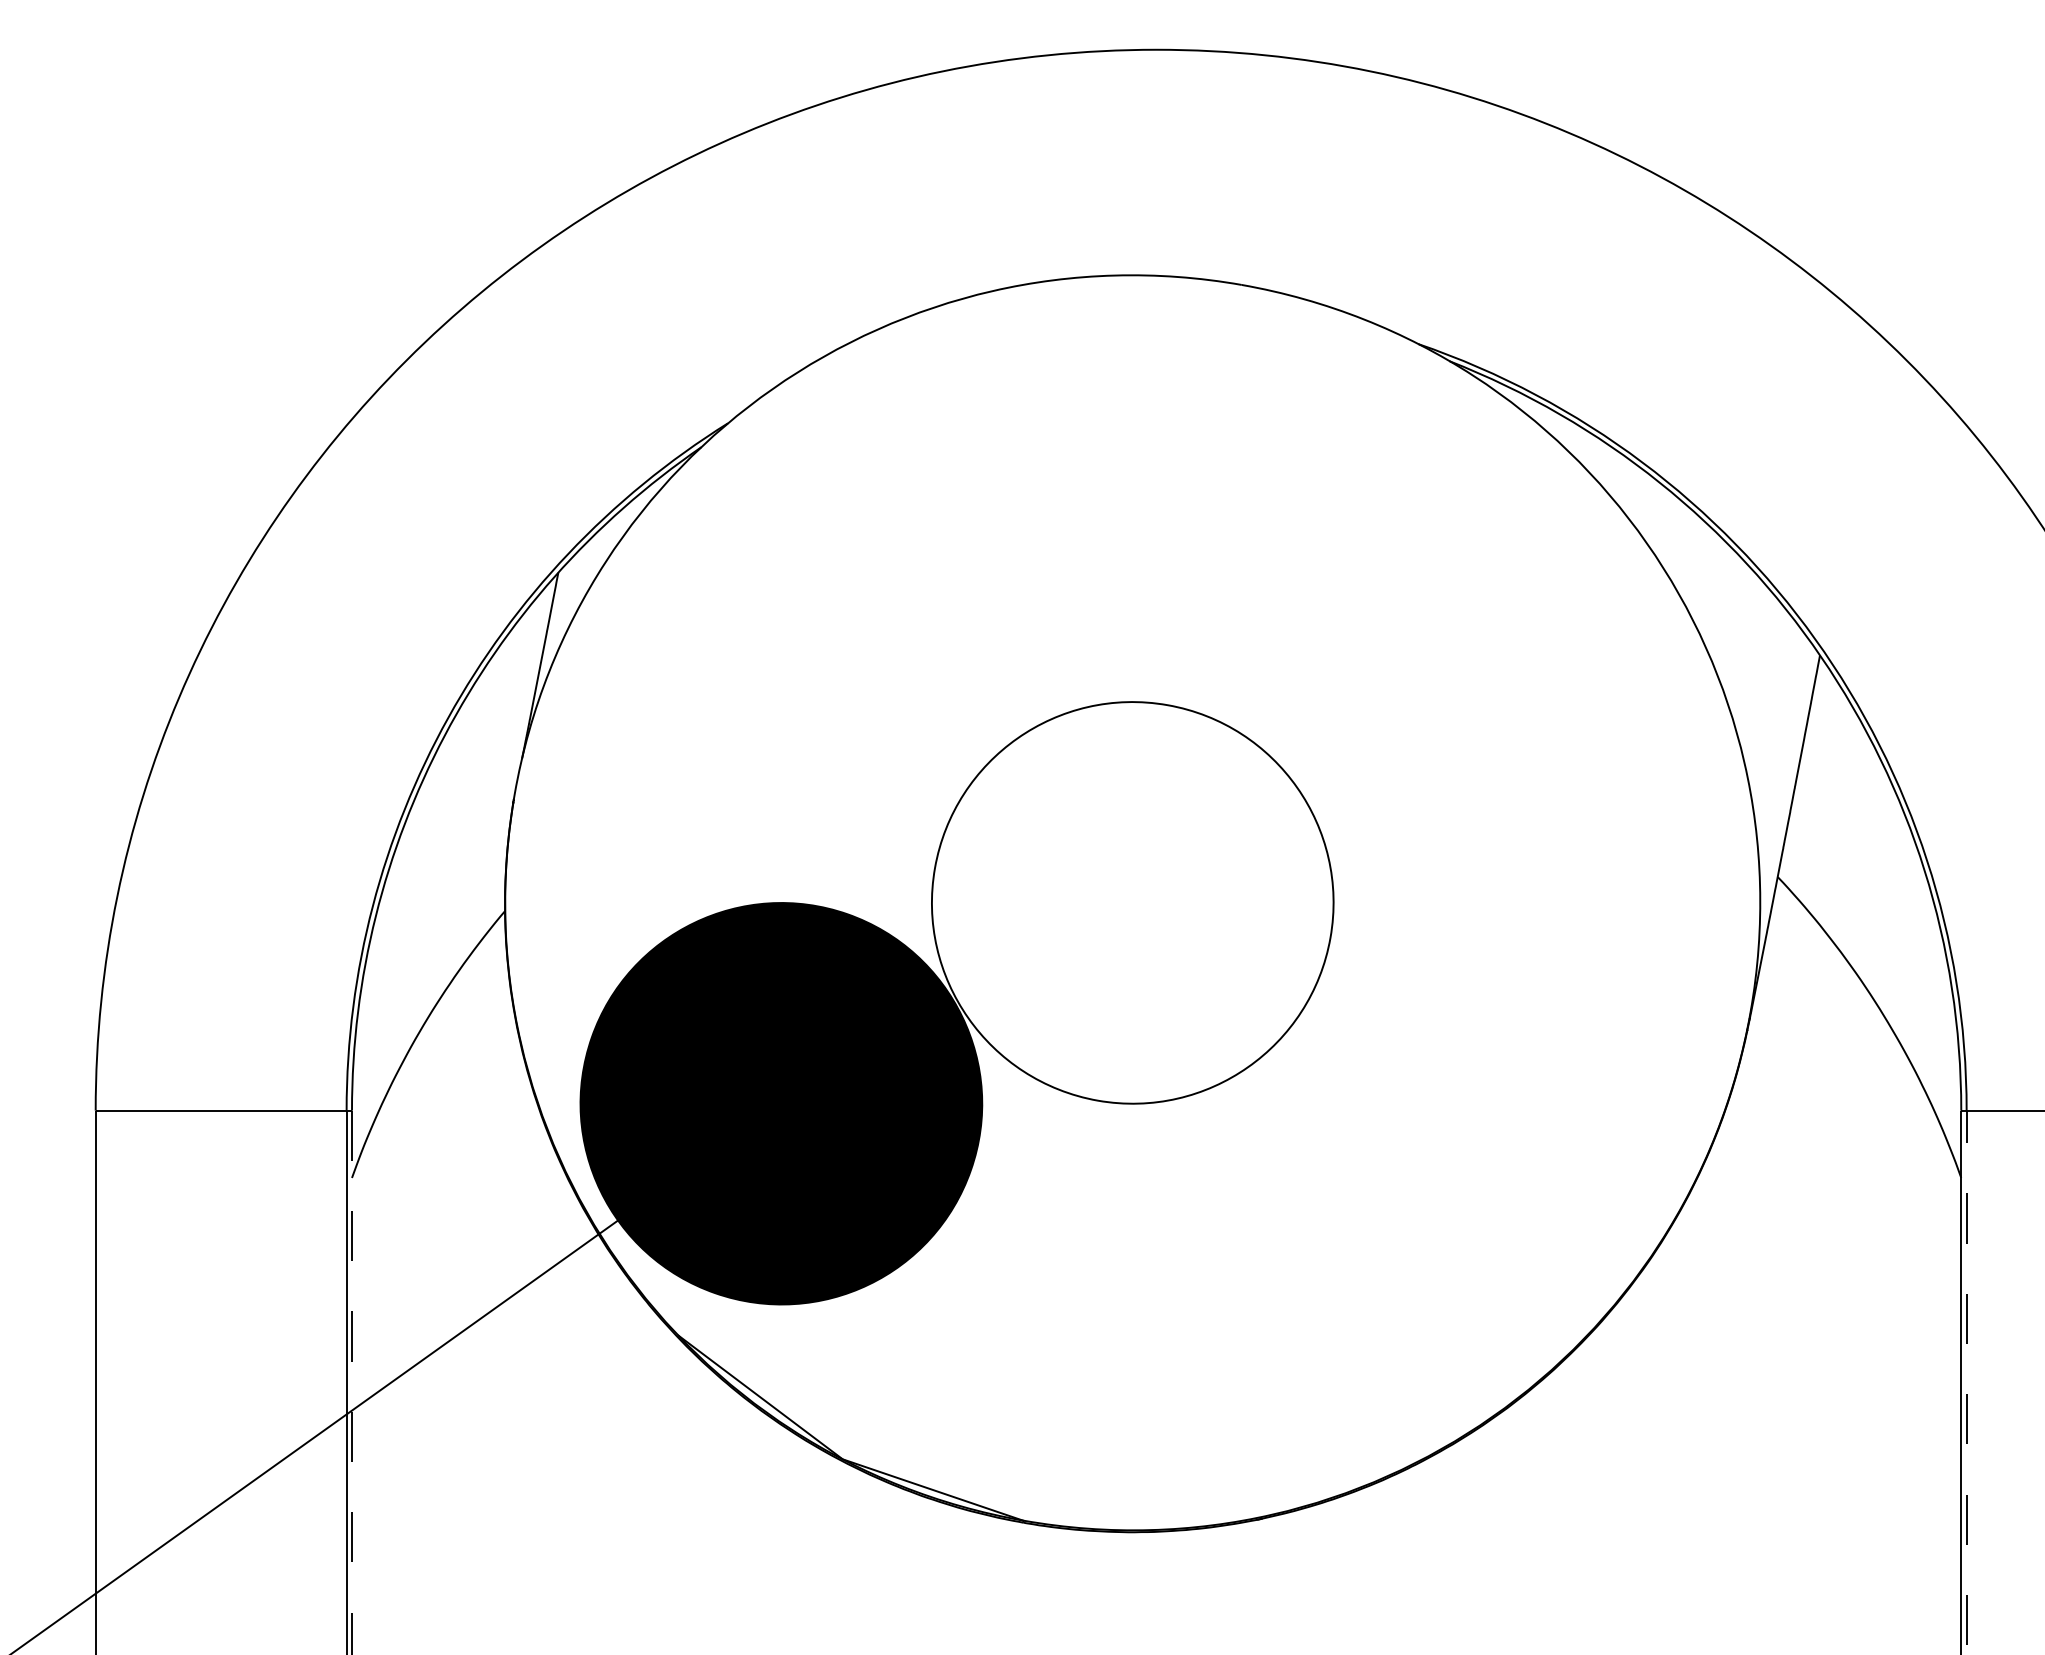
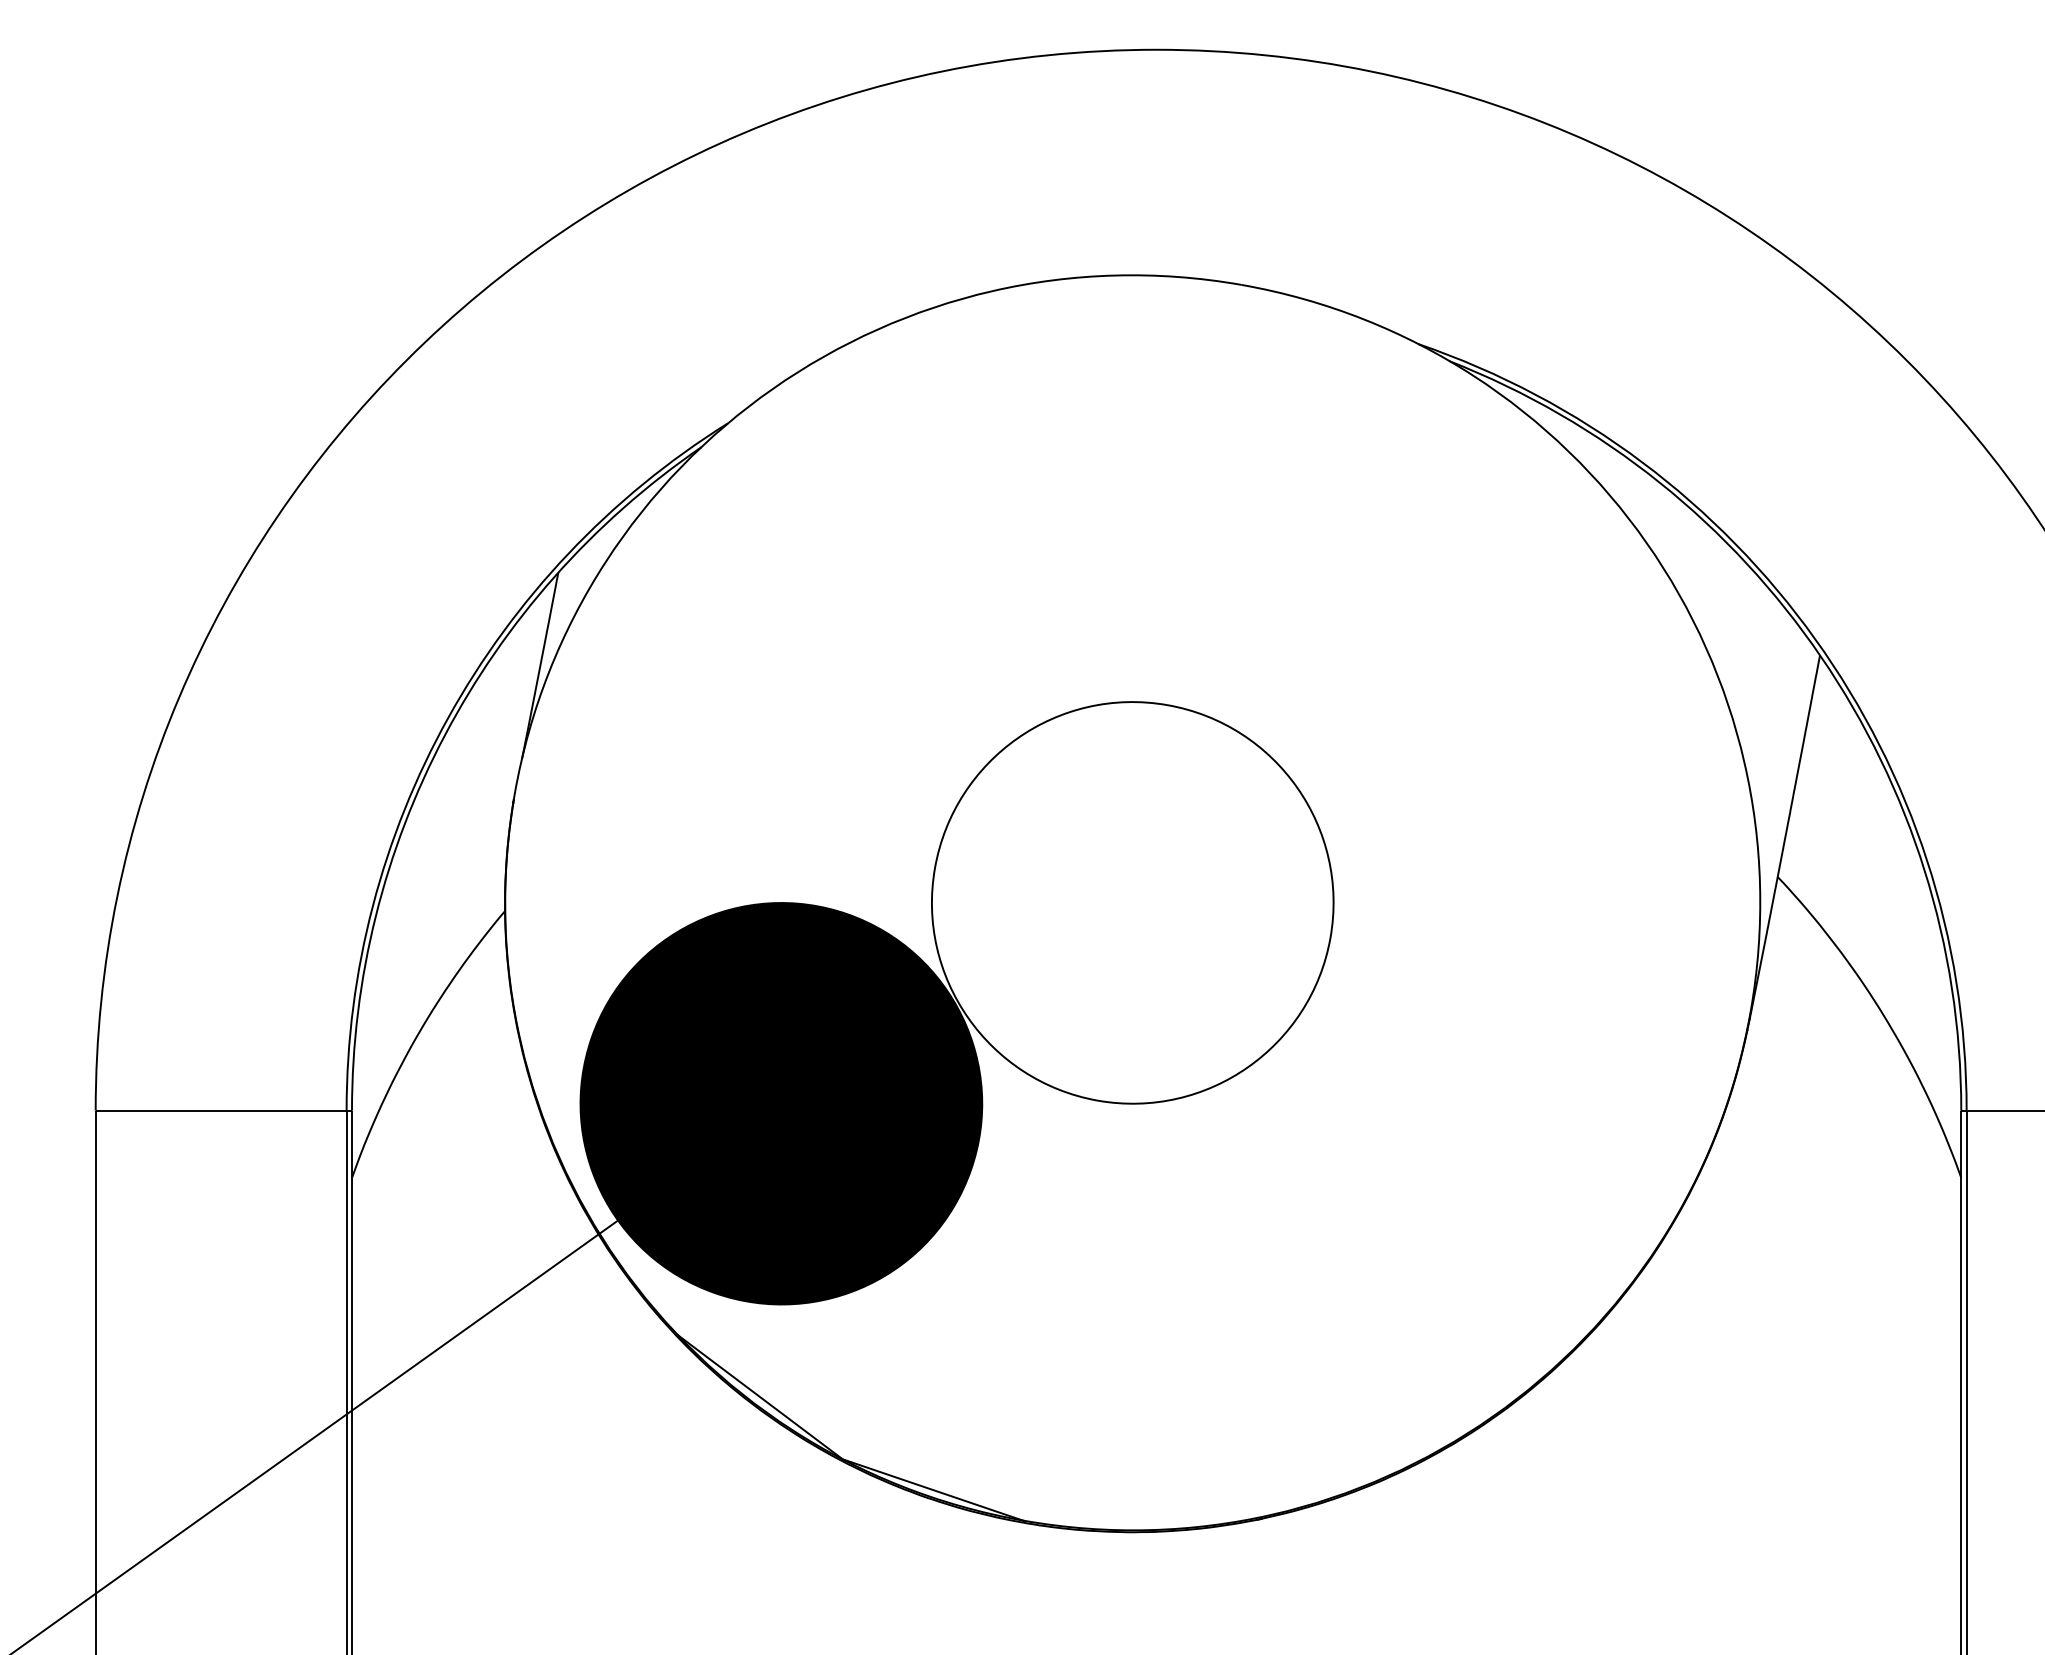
line: dashed -> solid (352, 1382)
line: dashed -> solid (1966, 1382)
